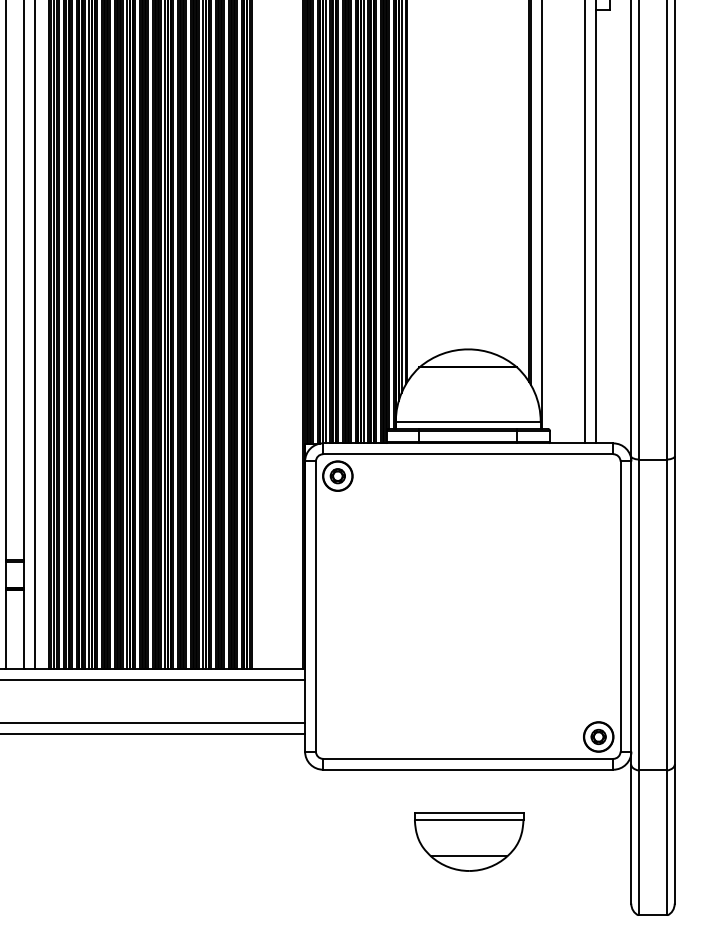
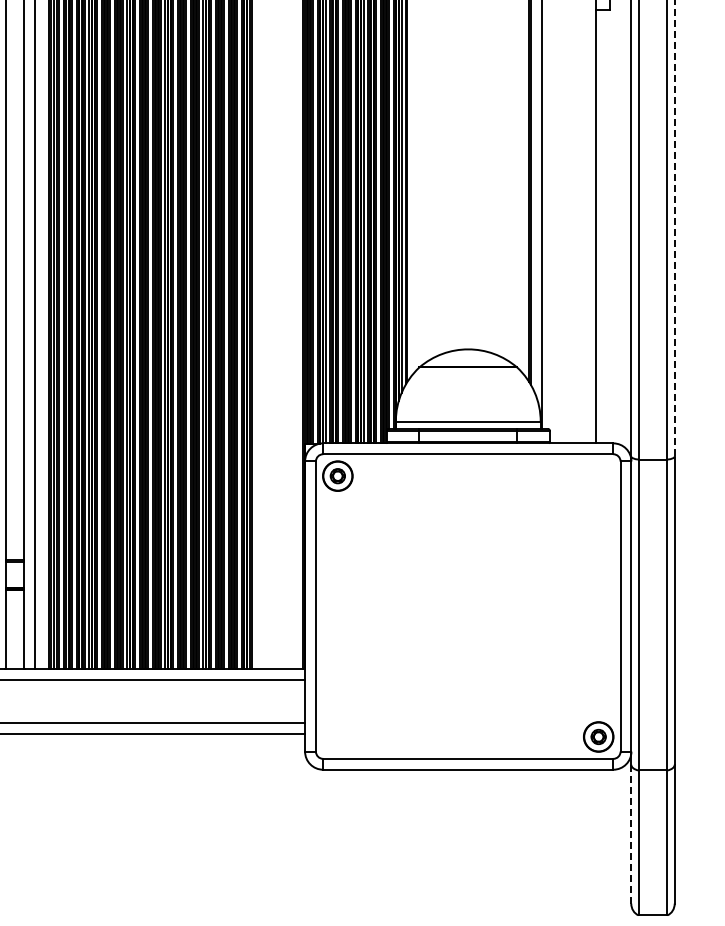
line: present -> none (585, 222)
line: solid -> dashed (674, 228)
line: solid -> dashed (631, 833)
part: present -> none (469, 841)
